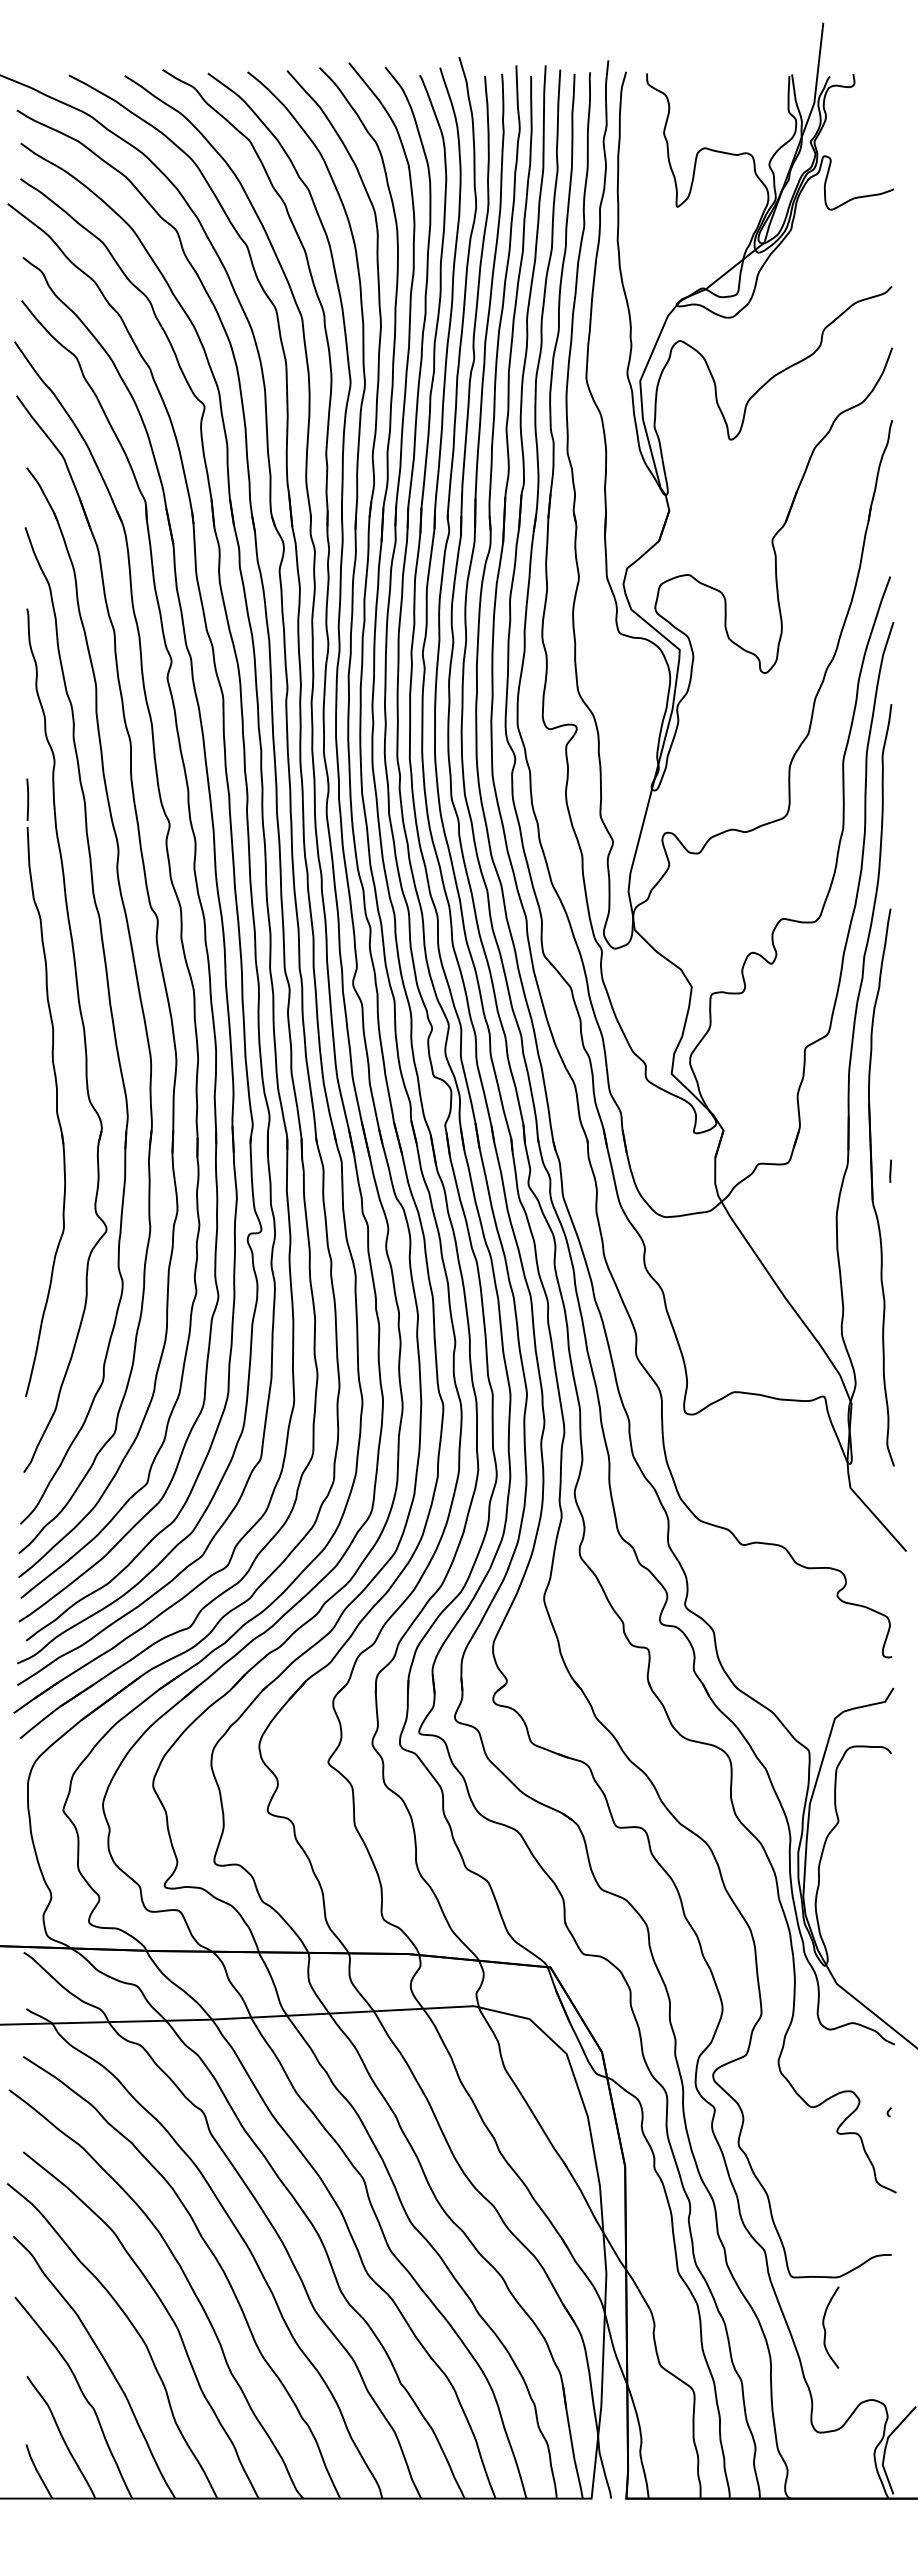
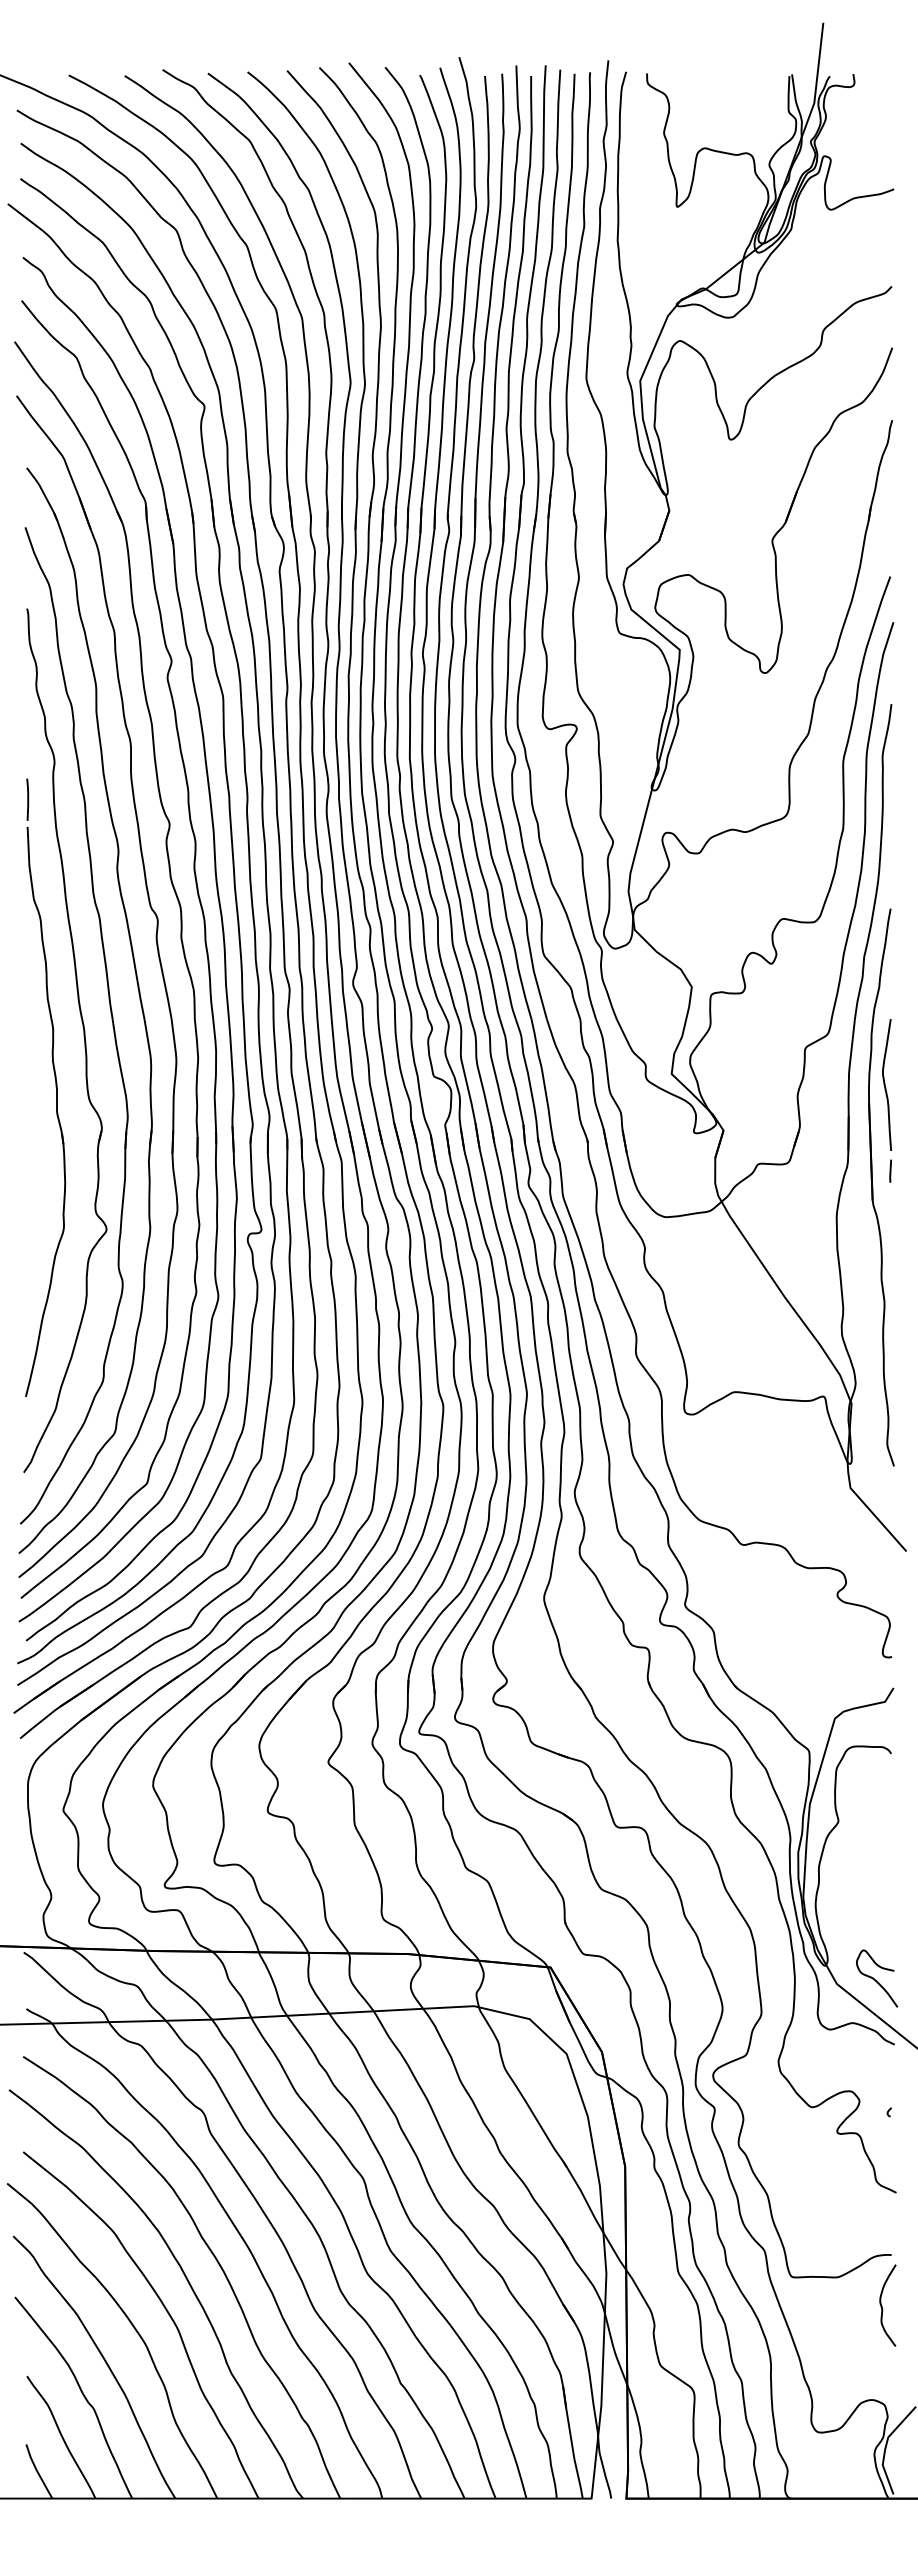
curve: none -> present (885, 1084)
curve: none -> present (877, 1980)
curve position: (825, 2327) -> (882, 2305) (882, 2305)
